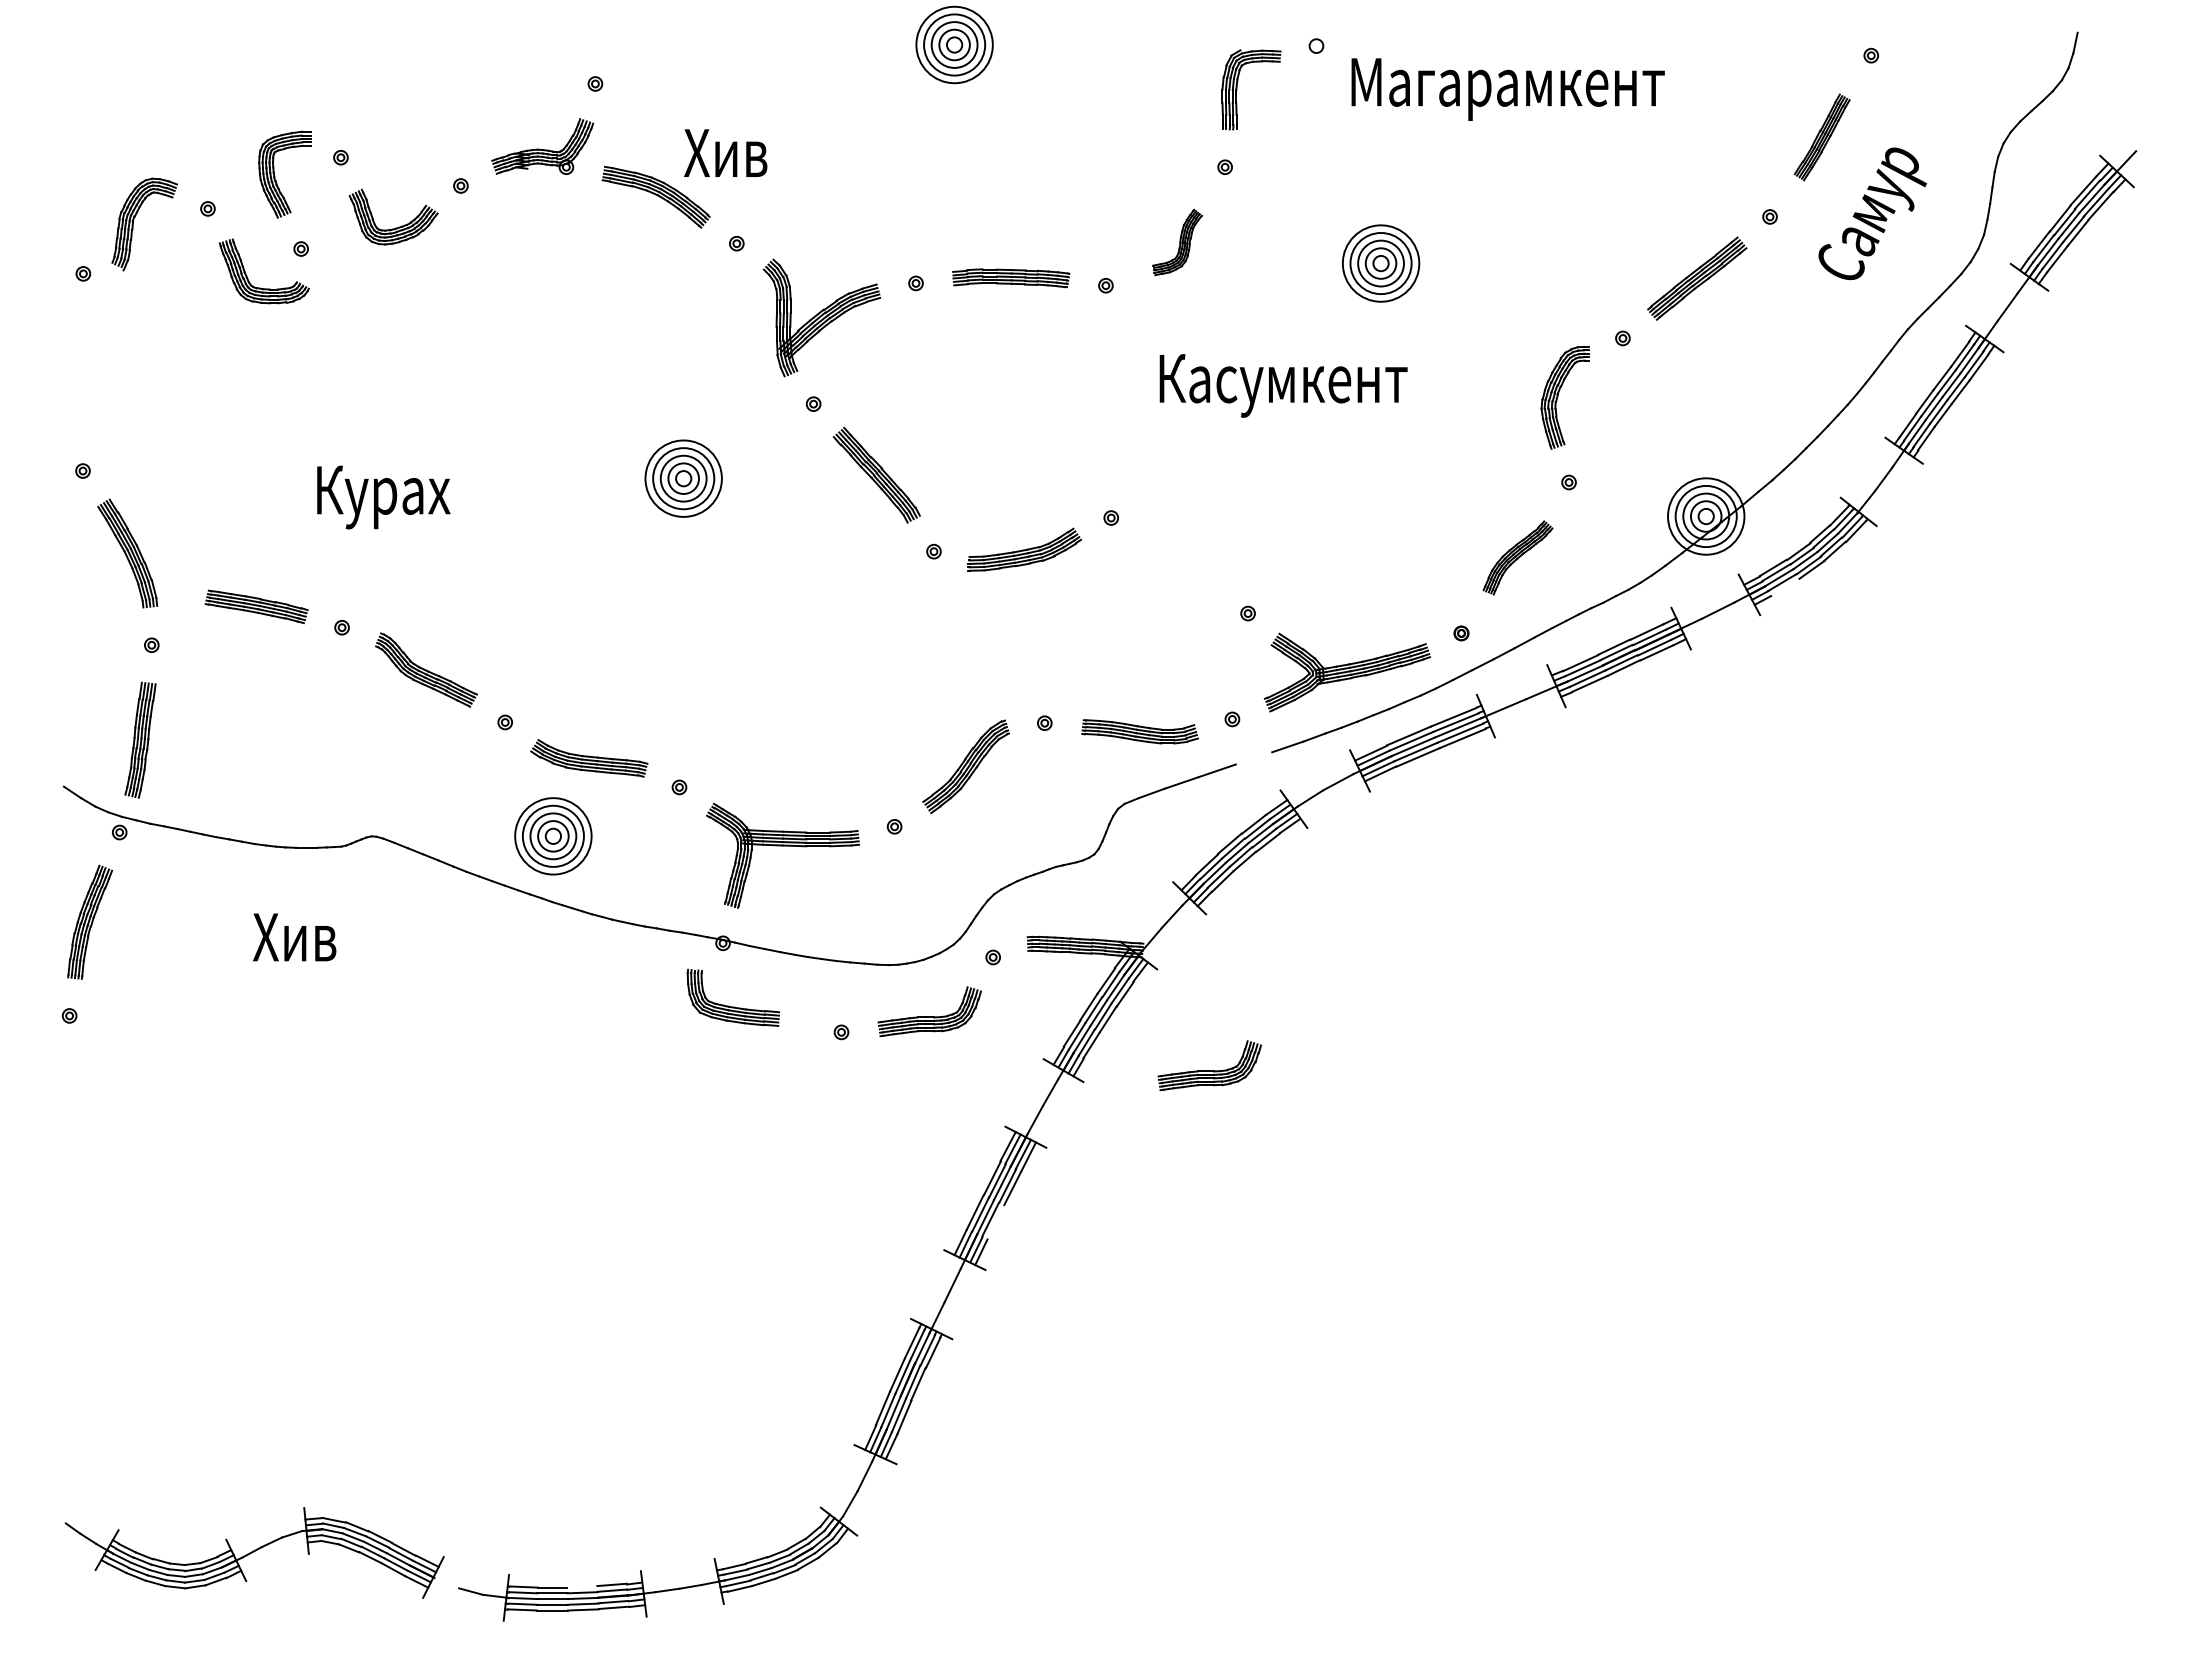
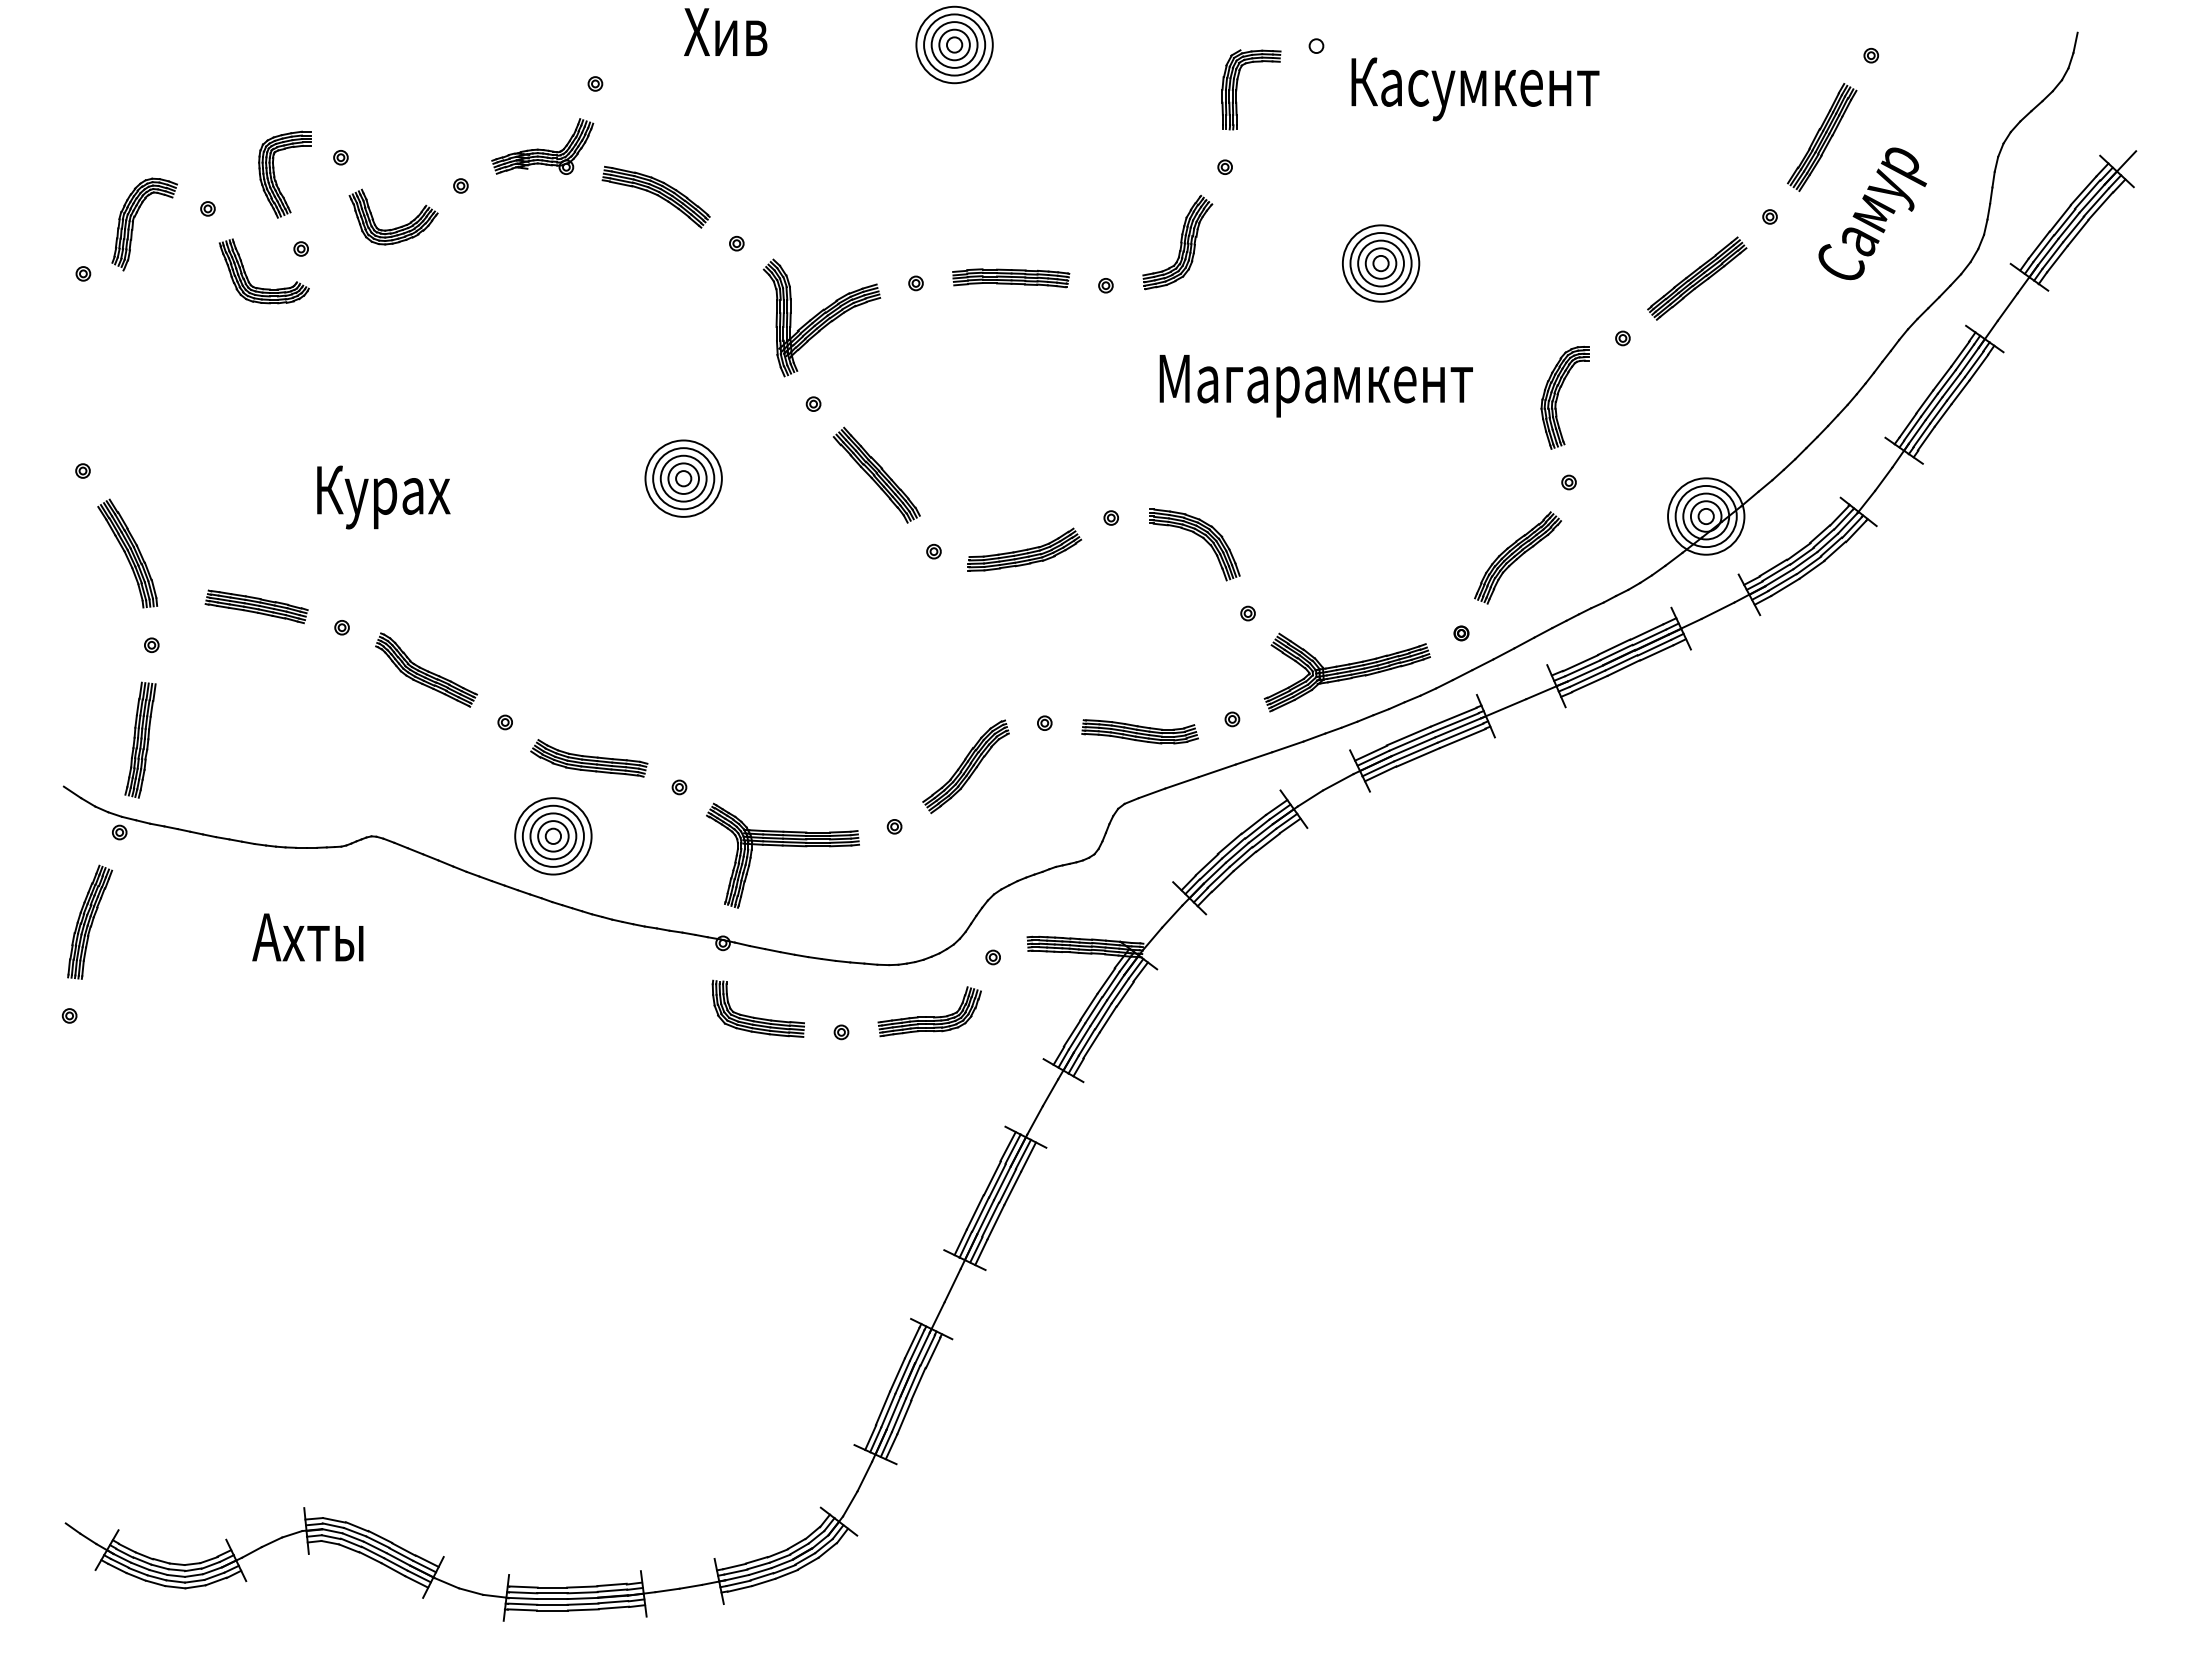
text: Магарамкент -> Касумкент (1509, 89)
part size: 58x89 px -> 71x109 px (1822, 137)
text position: (725, 152) -> (725, 31) (725, 31)
part size: 51x69 px -> 72x97 px (1177, 242)
text: Касумкент -> Магарамкент (1317, 385)
part: none -> present (1198, 536)
part size: 72x76 px -> 88x94 px (1517, 557)
line: none -> present (1785, 587)
line: none -> present (1253, 758)
text: Хив -> Ахты (307, 937)
part position: (728, 1005) -> (753, 1016) (753, 1016)
part: present -> none (1209, 1065)
line: none -> present (995, 1222)
line: none -> present (446, 1583)
line: none -> present (582, 1586)
